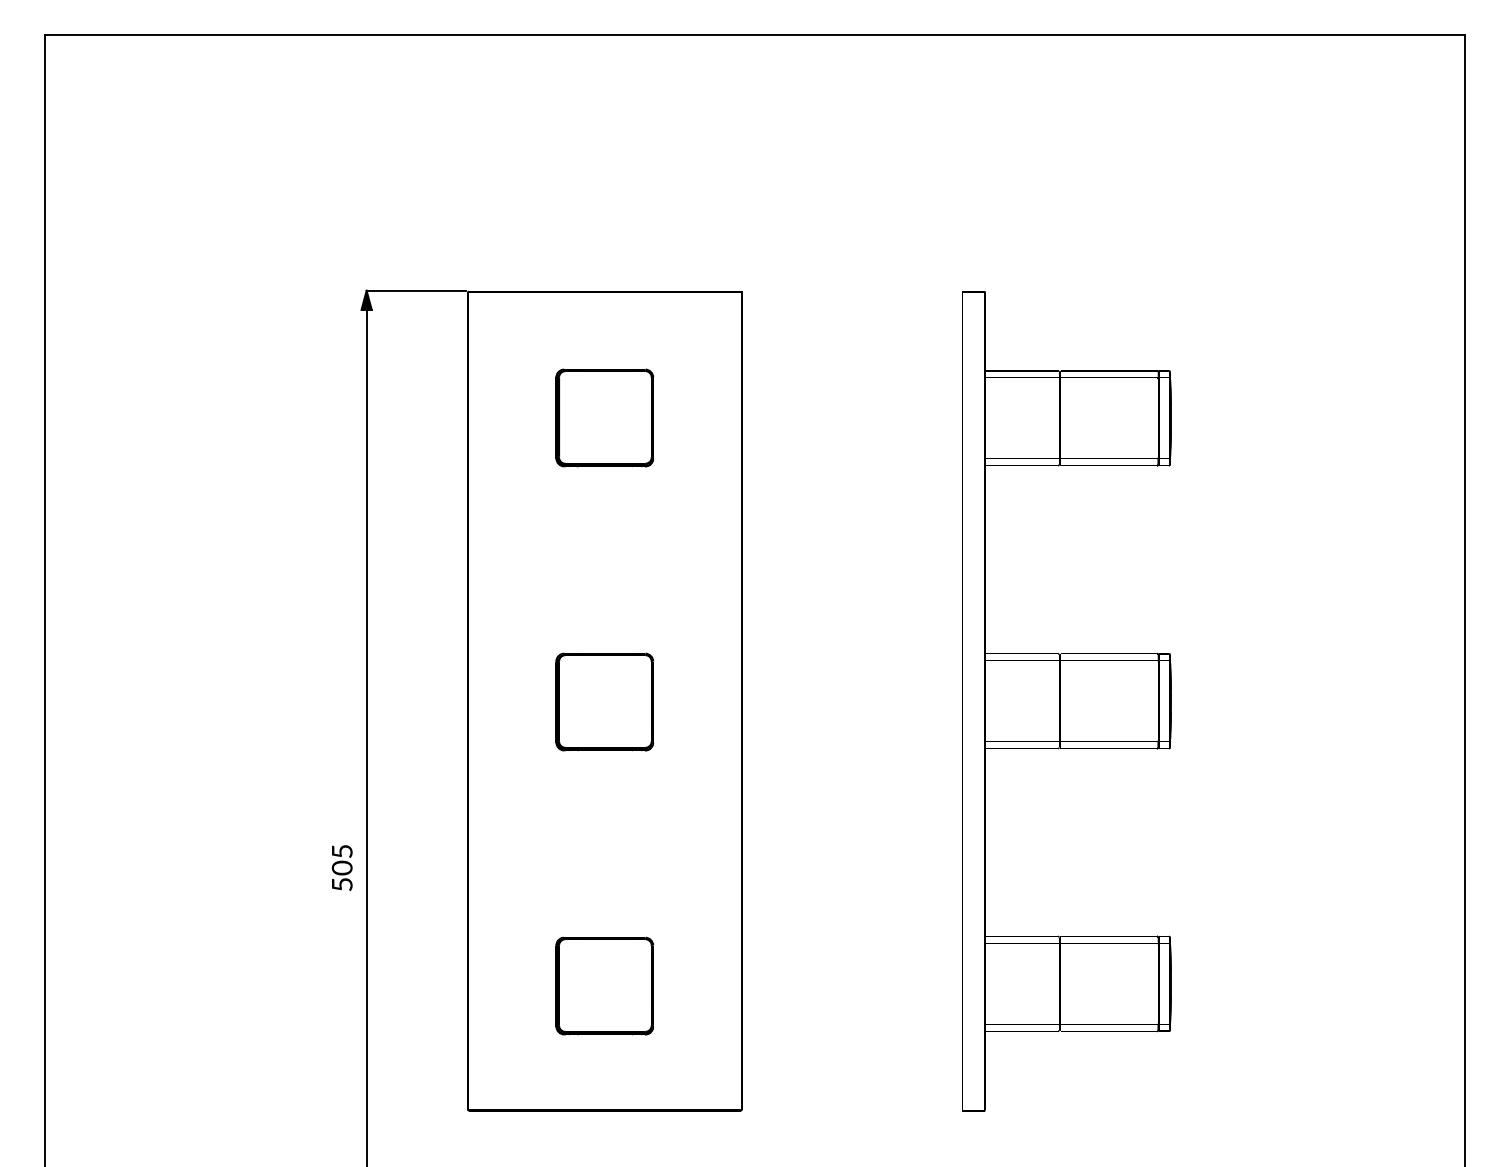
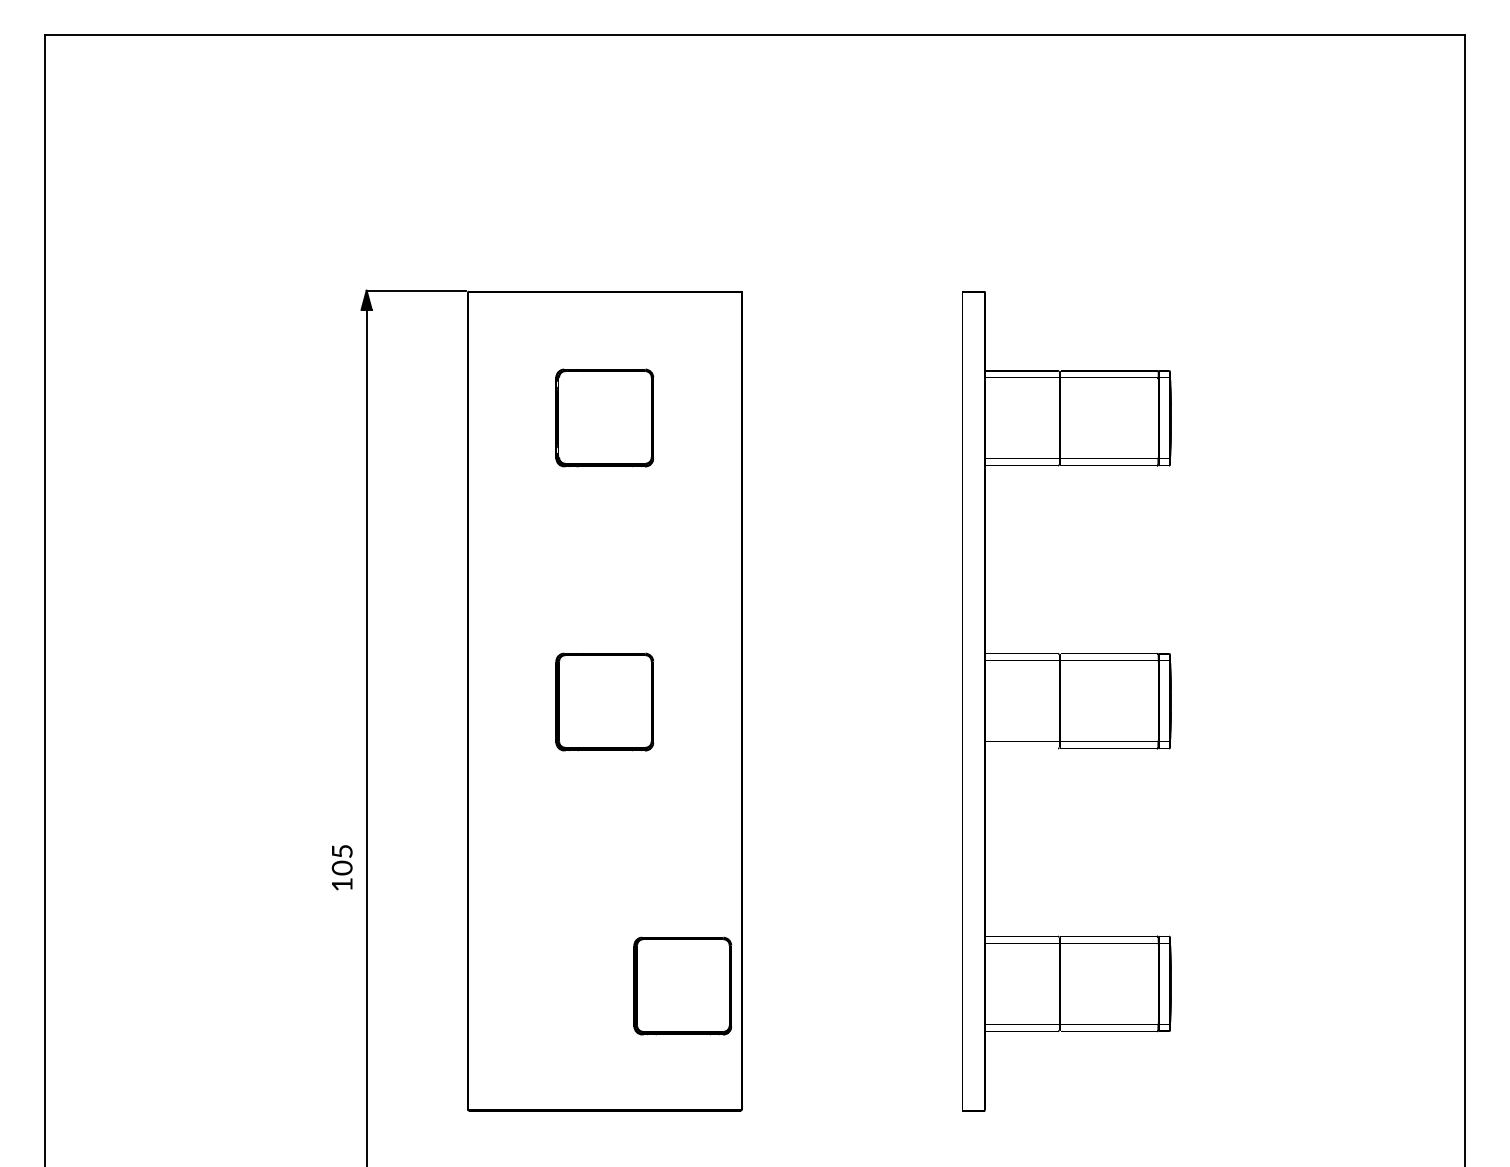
fill: present -> none (557, 416)
fill: present -> none (1022, 748)
text: 505 -> 105 (342, 884)
part position: (604, 985) -> (682, 985) (682, 985)
